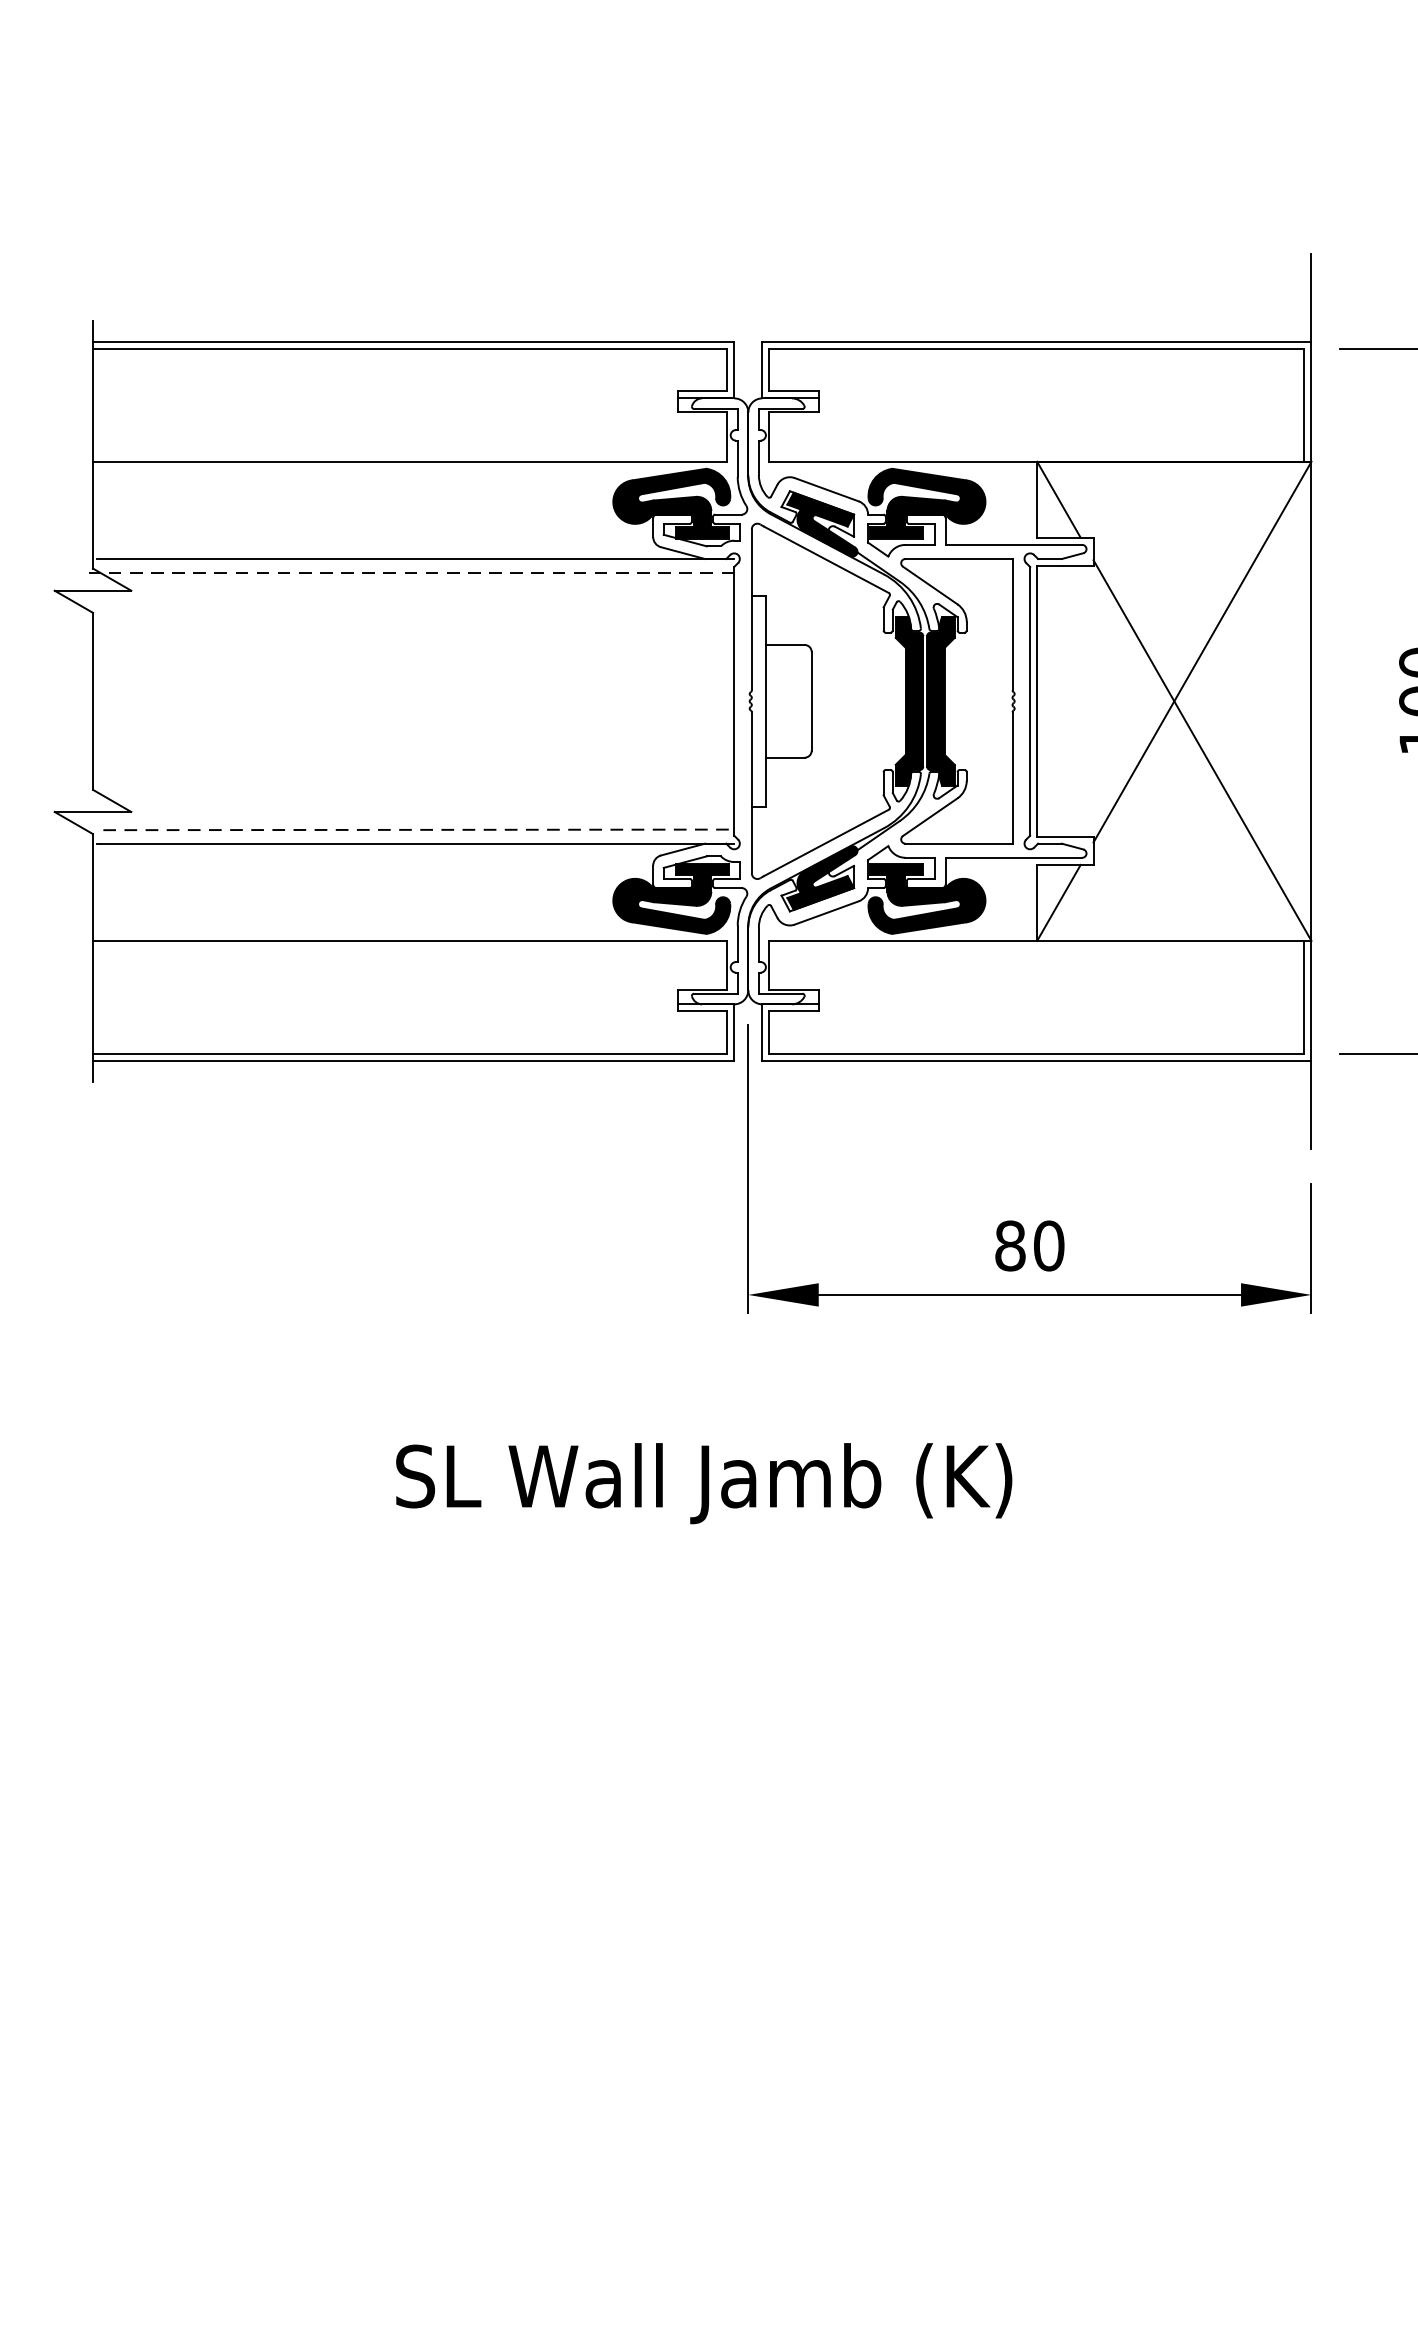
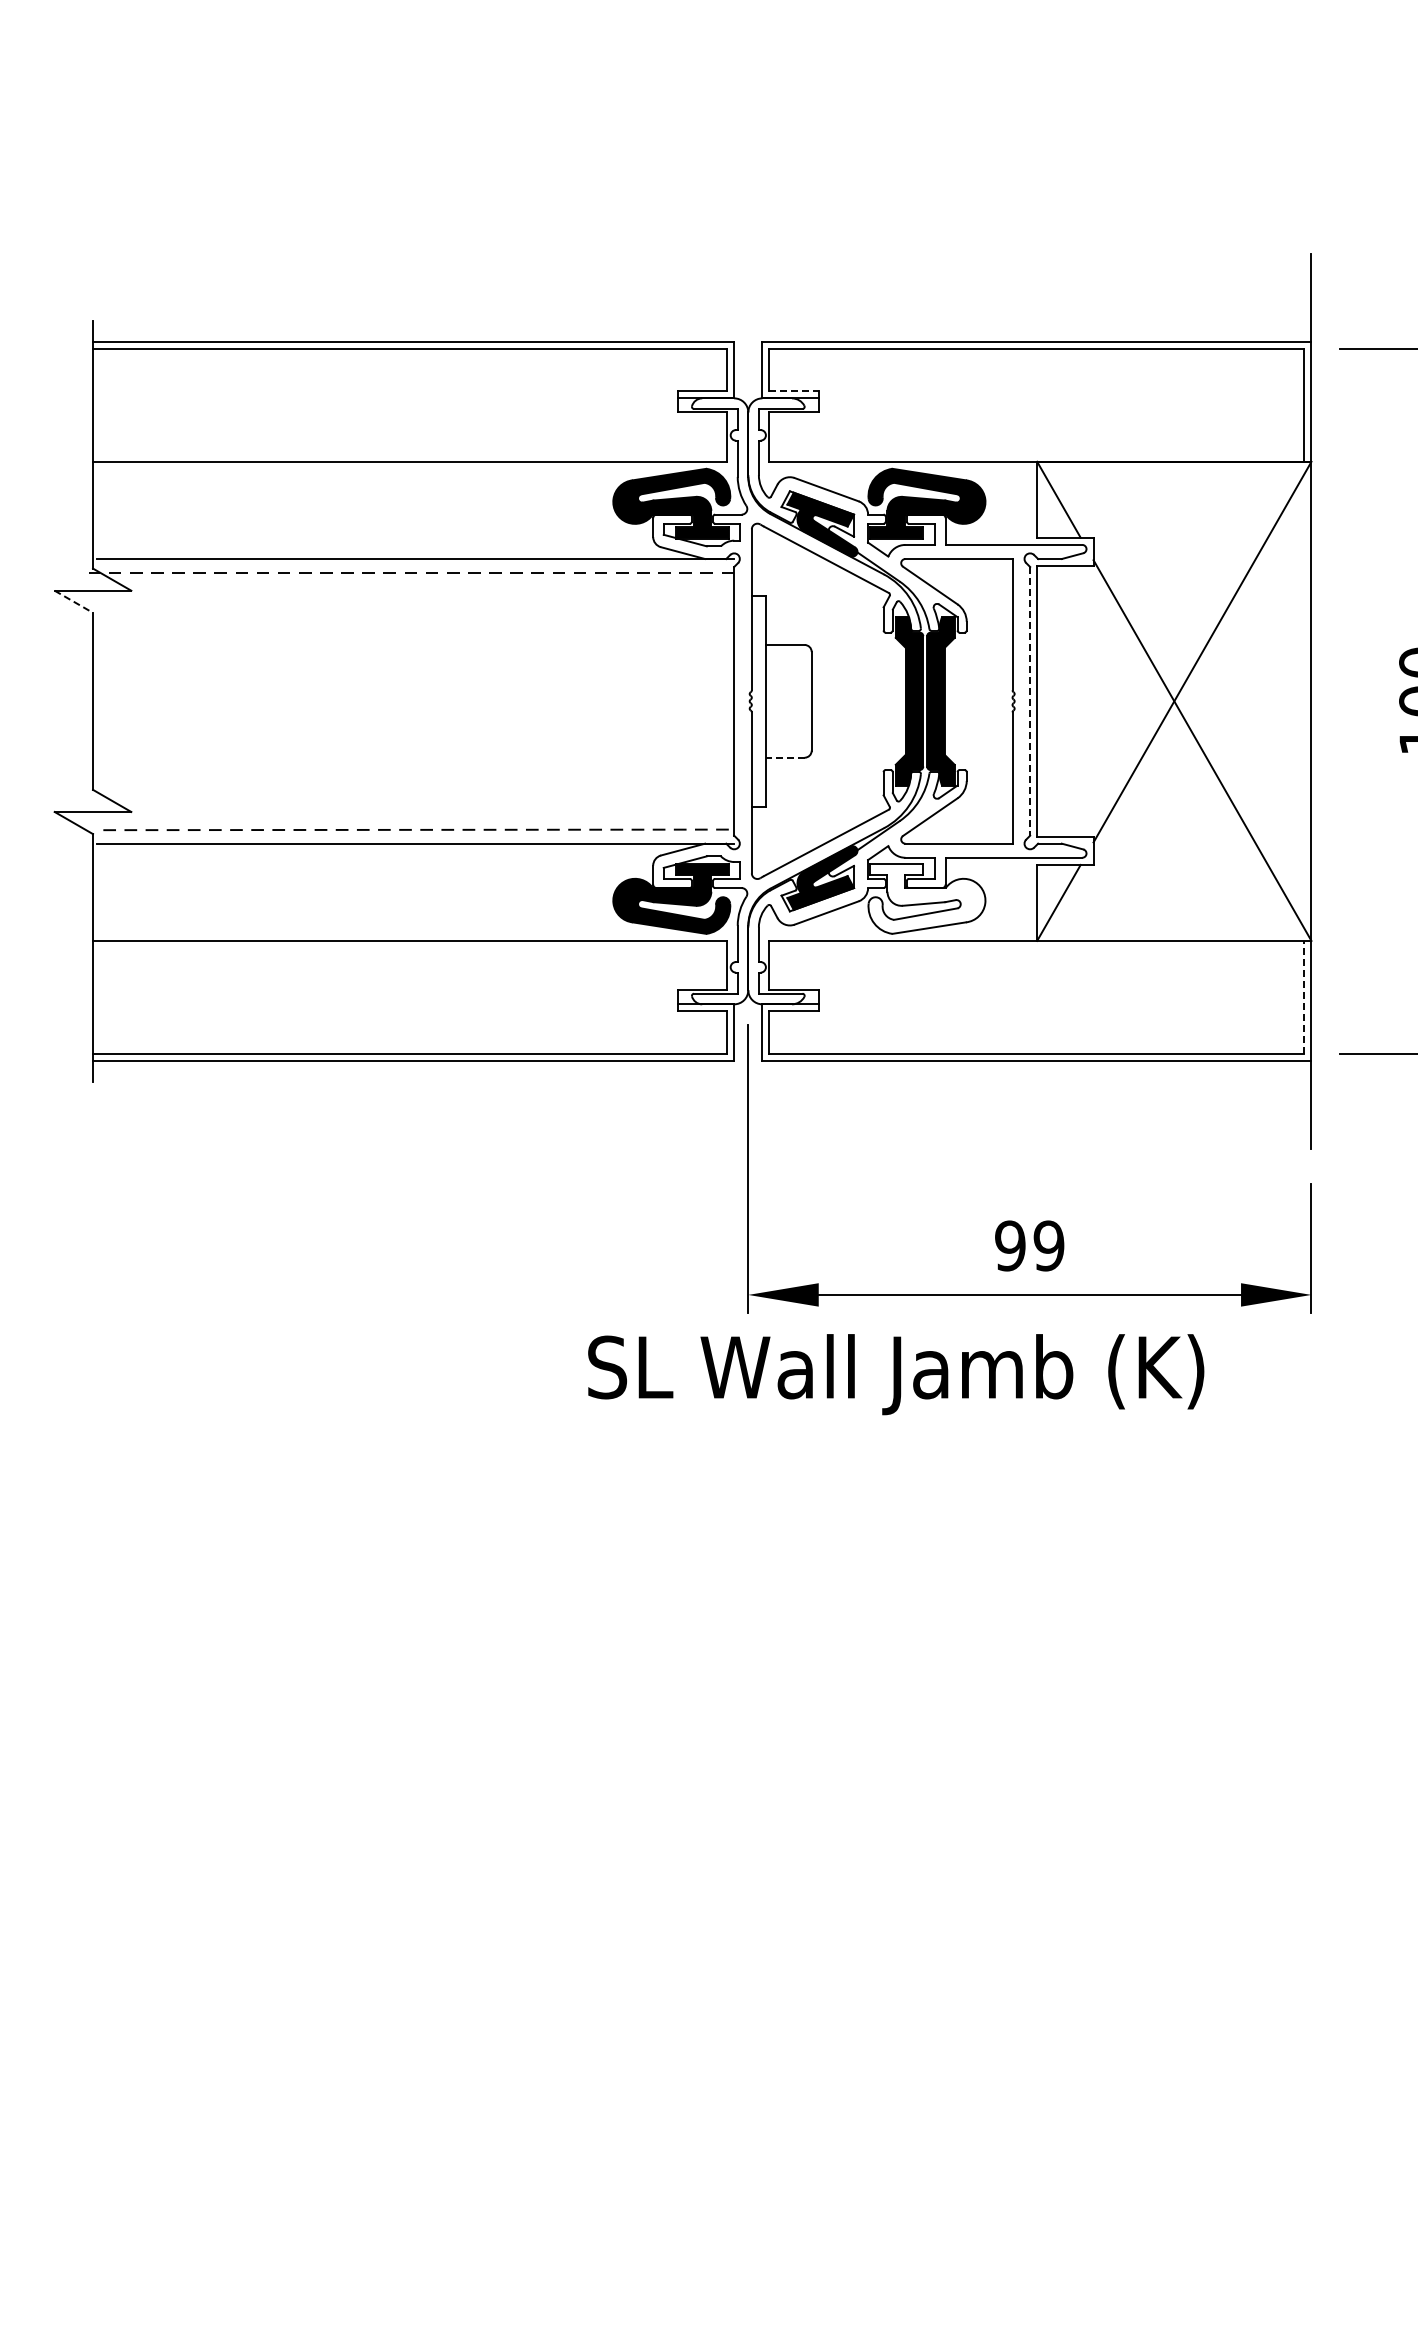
line: solid -> dashed (794, 391)
line: solid -> dashed (74, 602)
line: solid -> dashed (1030, 701)
line: solid -> dashed (784, 757)
fill: present -> none (926, 898)
line: solid -> dashed (1304, 996)
text: 80 -> 99 (1029, 1245)
text position: (704, 1483) -> (896, 1374) (896, 1374)
